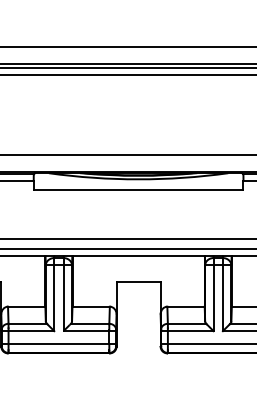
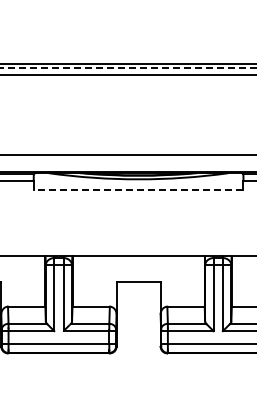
line: present -> none (127, 46)
line: solid -> dashed (128, 68)
line: solid -> dashed (138, 190)
line: present -> none (127, 239)
line: present -> none (127, 249)
